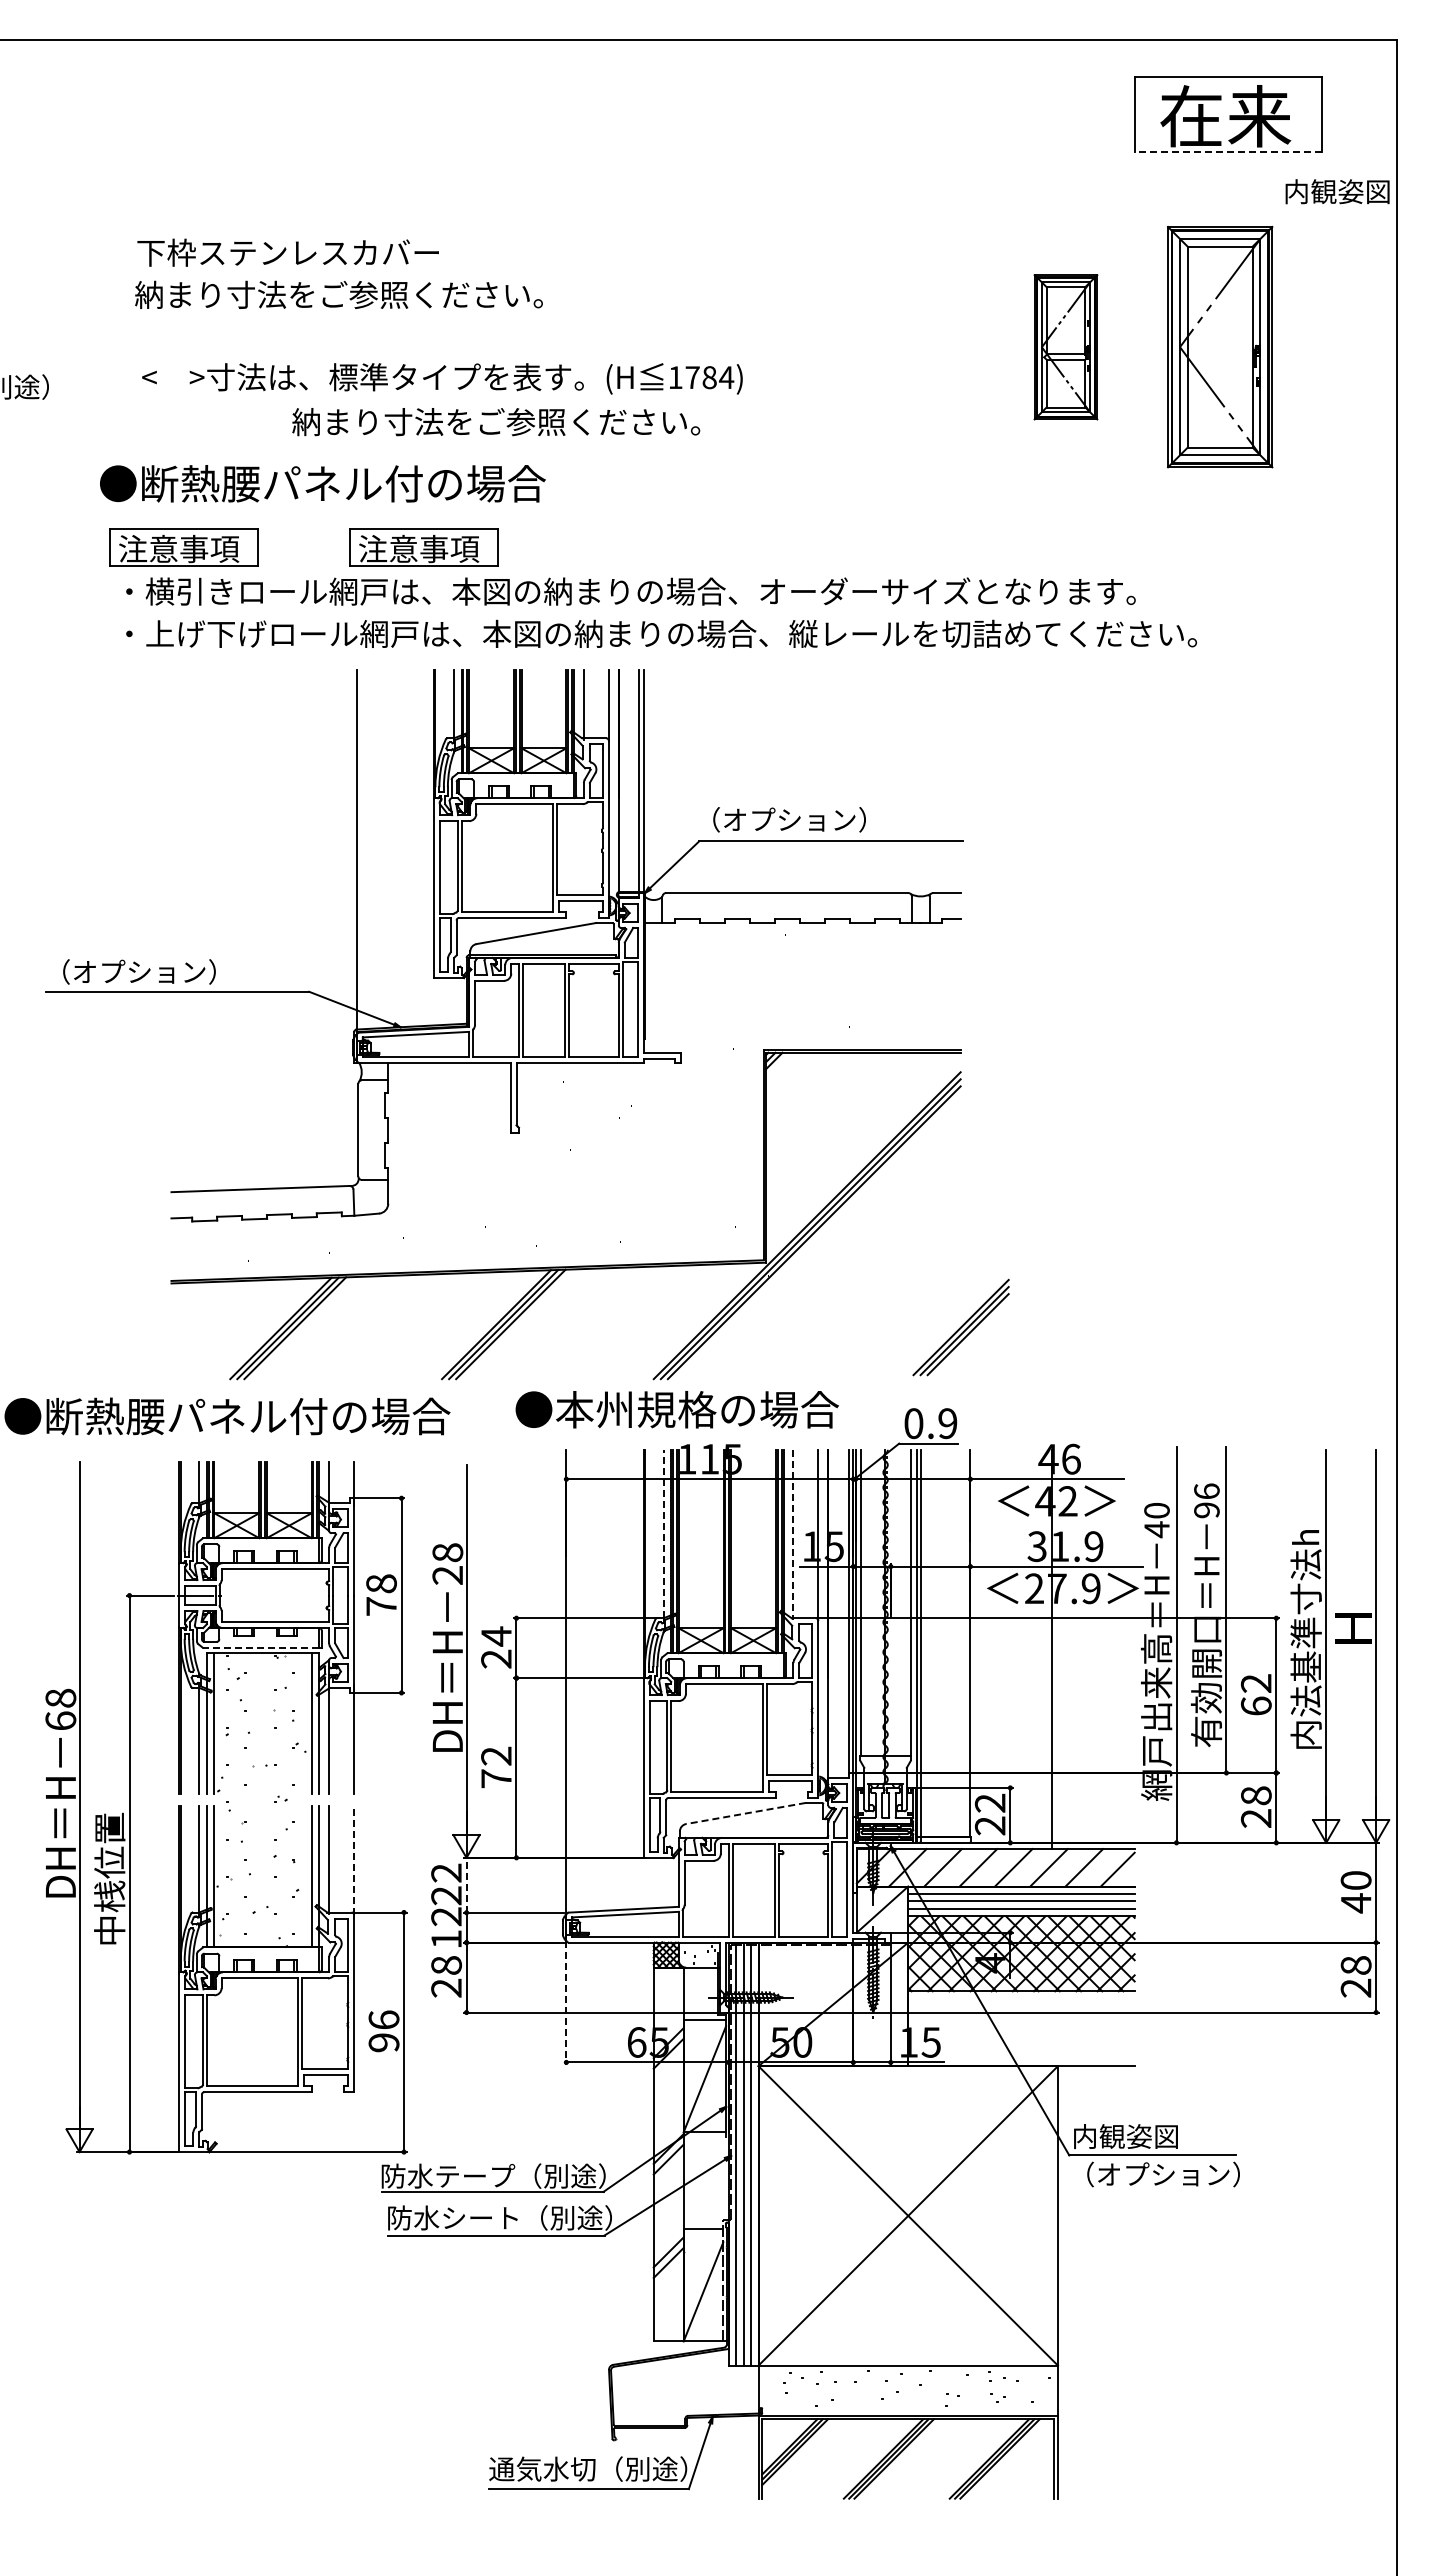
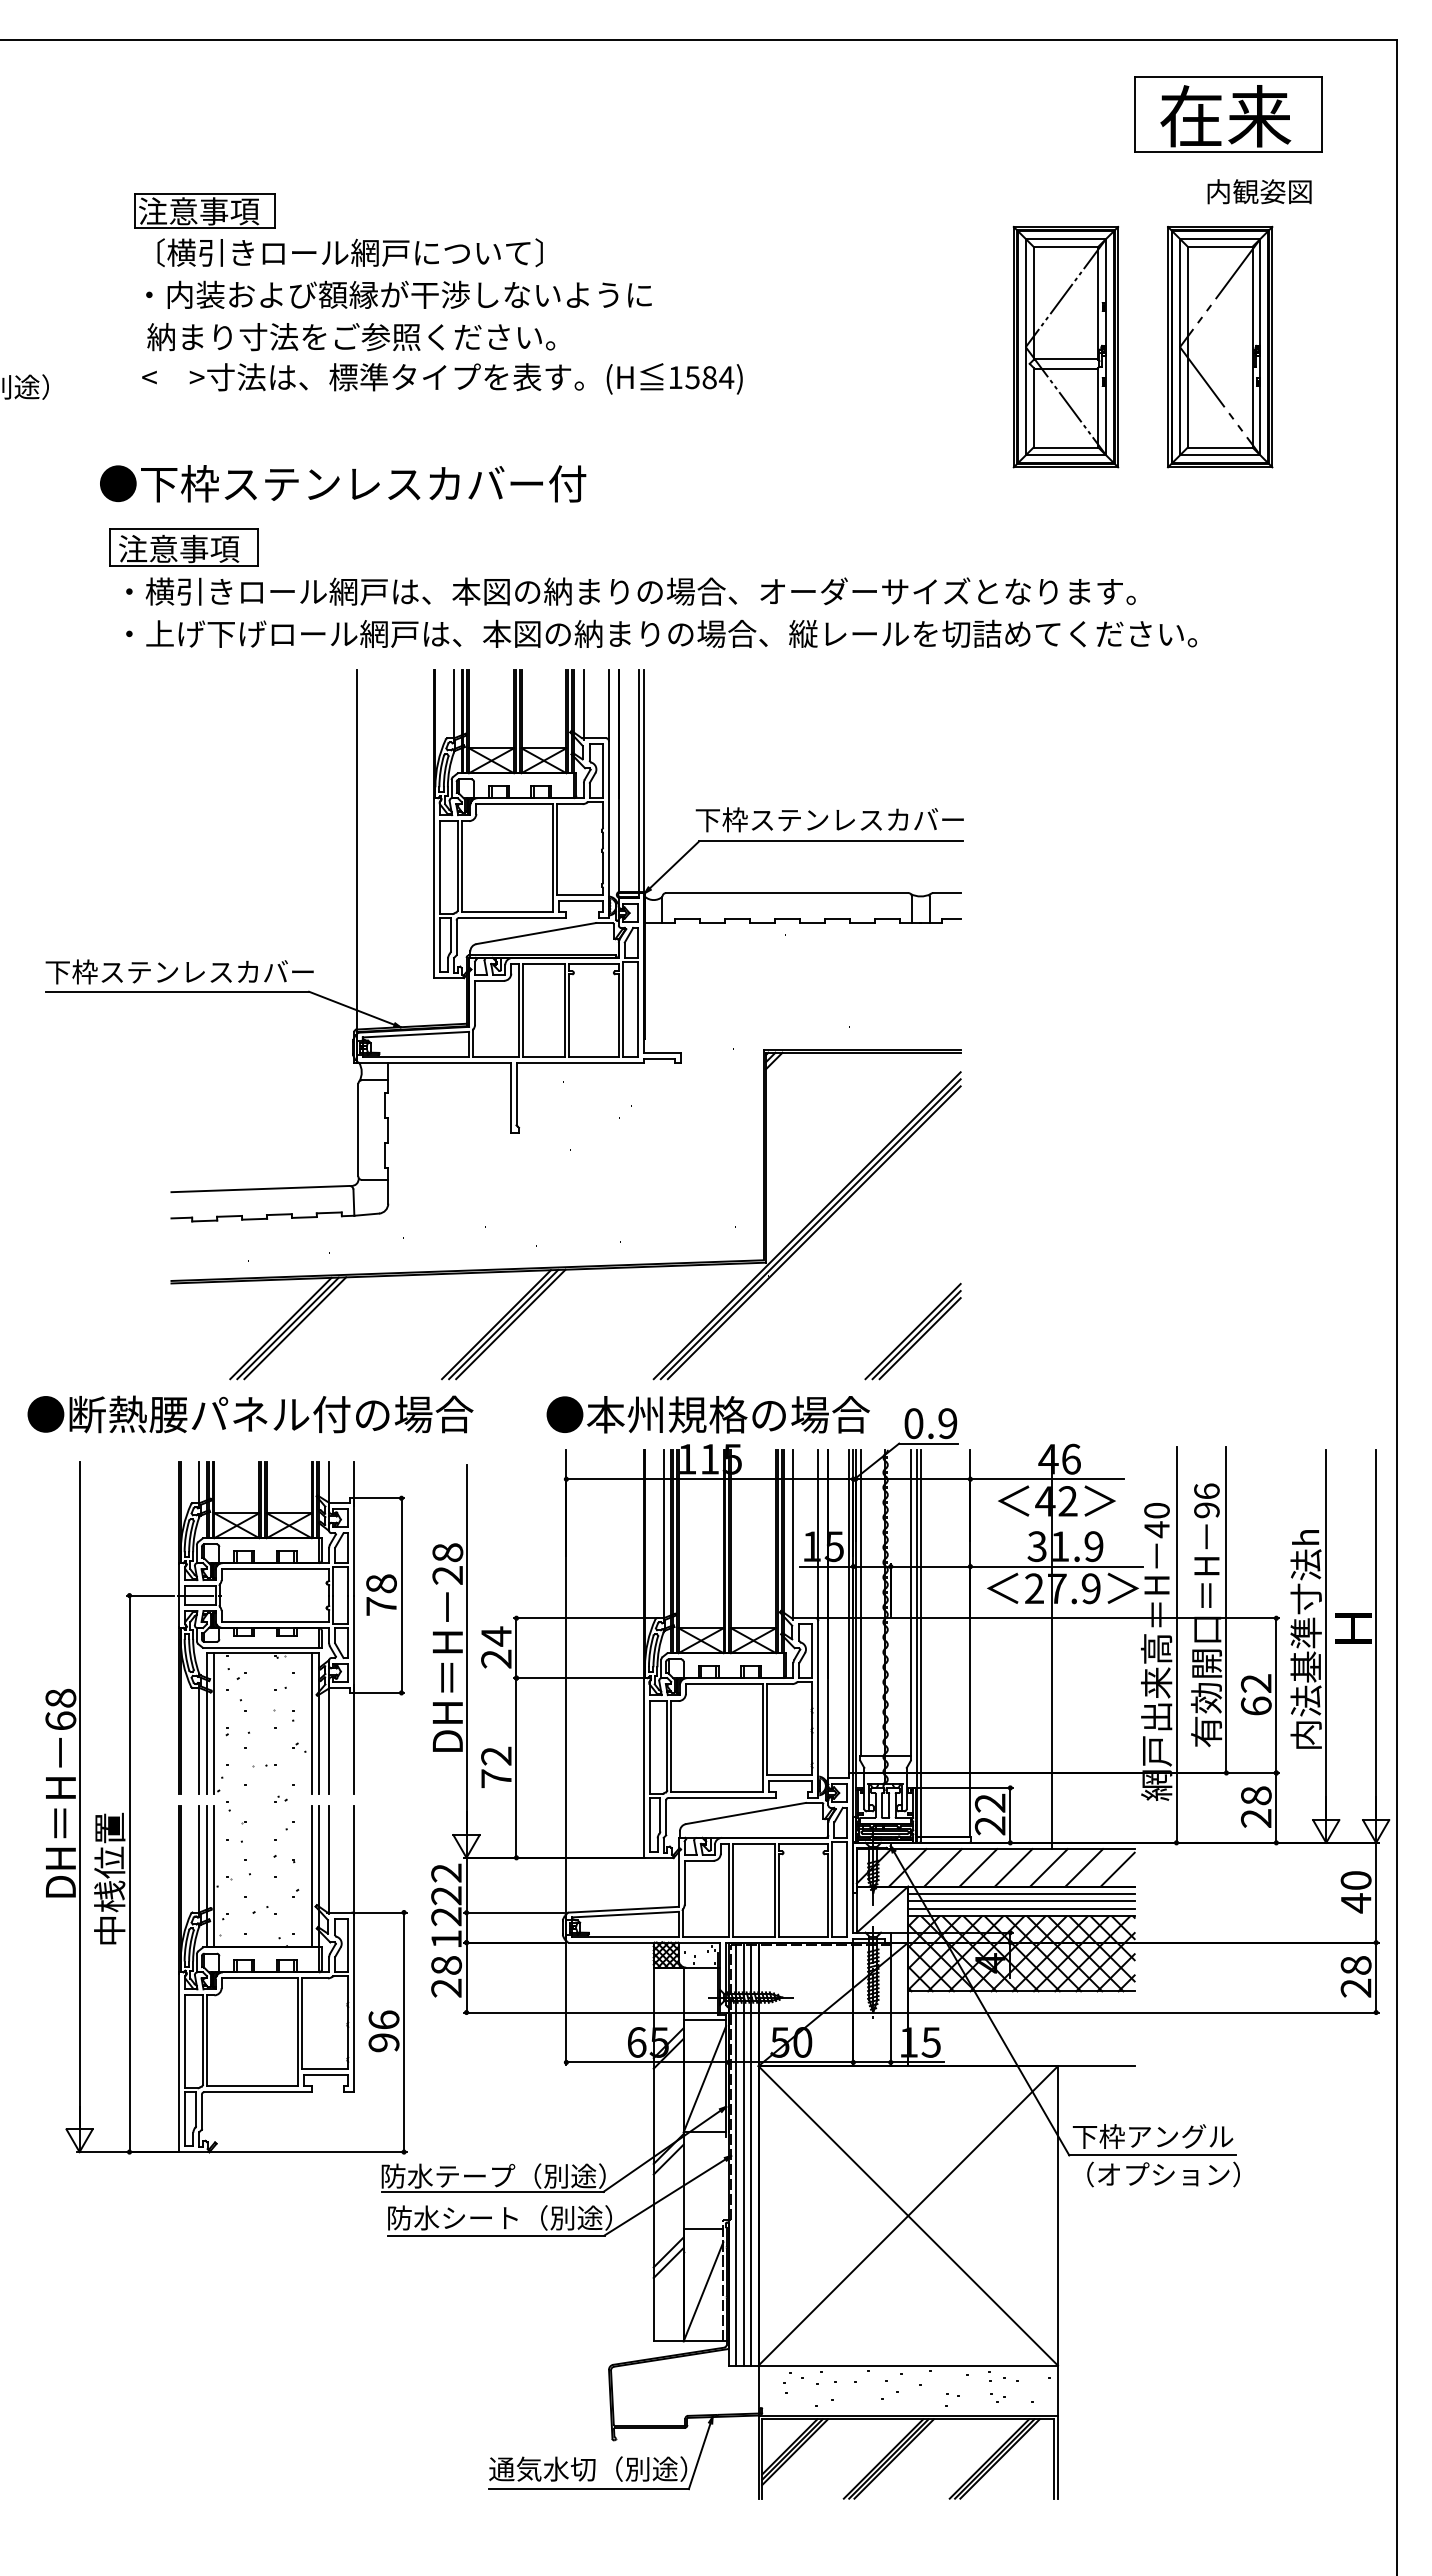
line: dashed -> solid (1228, 152)
text position: (1337, 191) -> (1259, 191) (1259, 191)
part: none -> present (204, 210)
text: 下枠ステンレスカバー -> 〔横引きロール網戸について〕 (339, 252)
text: 納まり寸法をご参照ください。 -> ・内装および額縁が干渉しないように (393, 294)
part size: 66x147 px -> 108x243 px (1065, 347)
text: 1784) -> 1584) (692, 377)
text position: (496, 422) -> (351, 337) (351, 337)
text: ●断熱腰パネル付の場合 -> ●下枠ステンレスカバー付 (363, 483)
part: present -> none (423, 547)
text: （オプション） -> 下枠ステンレスカバー (829, 819)
text: （オプション） -> 下枠ステンレスカバー (179, 971)
part position: (960, 1327) -> (912, 1331) (912, 1331)
text position: (676, 1409) -> (707, 1414) (707, 1414)
text position: (227, 1416) -> (250, 1414) (250, 1414)
line: dashed -> solid (663, 1533)
line: dashed -> solid (793, 1534)
line: dashed -> solid (261, 1648)
line: dashed -> solid (746, 1813)
line: dashed -> solid (354, 1860)
line: dashed -> solid (466, 1884)
line: dashed -> solid (566, 2003)
text: 内観姿図 -> 下枠アングル (1152, 2136)
